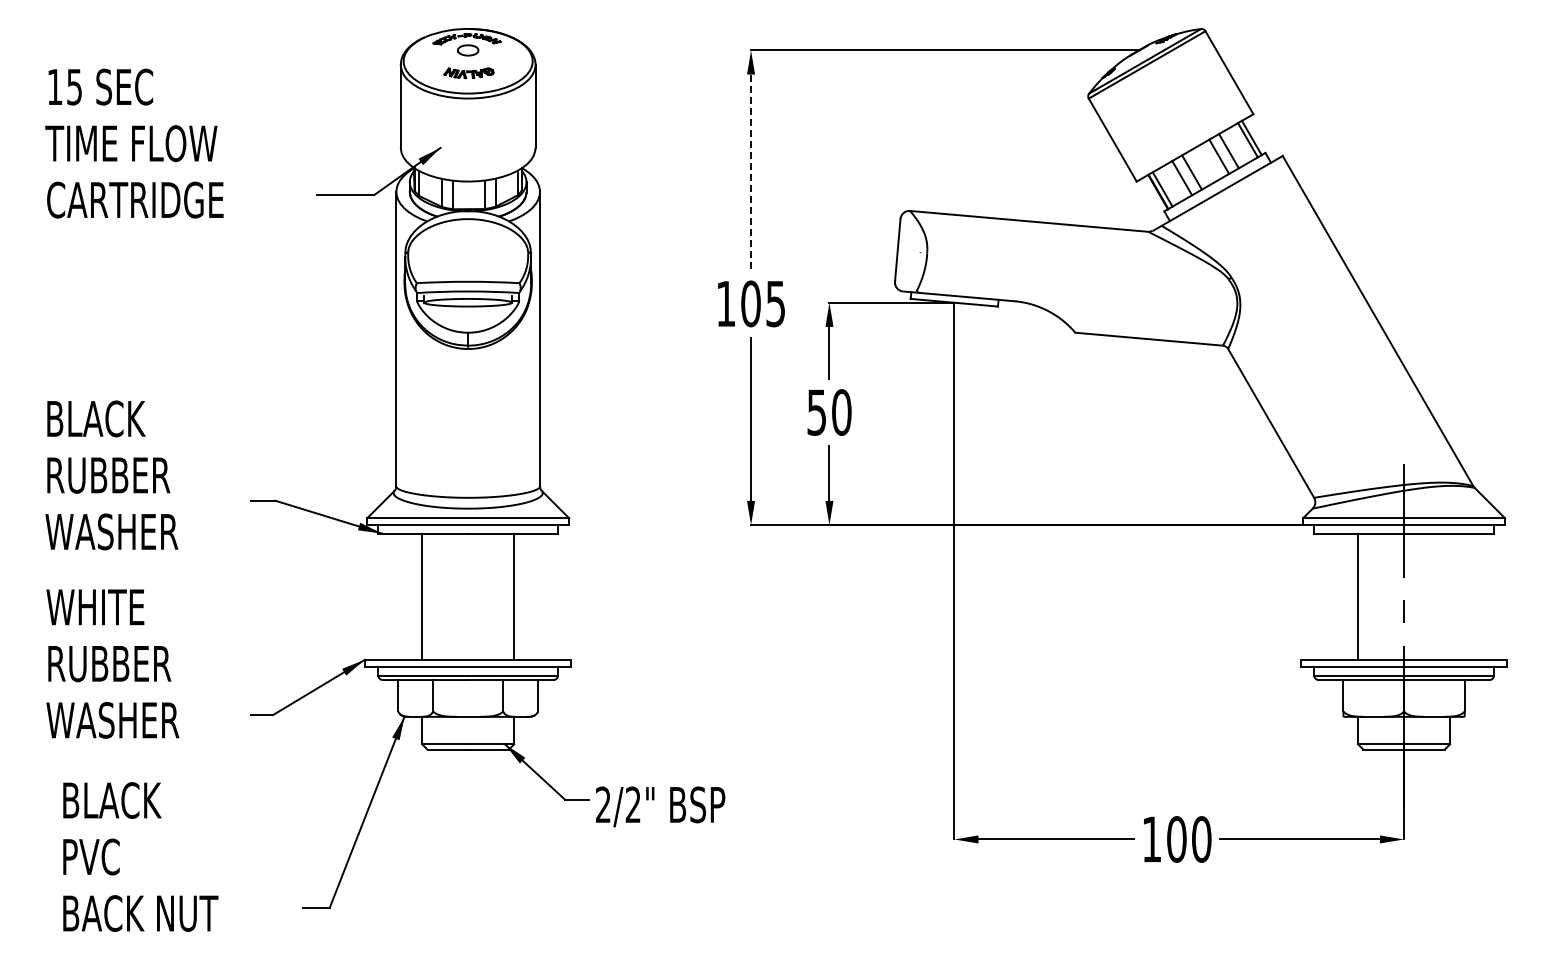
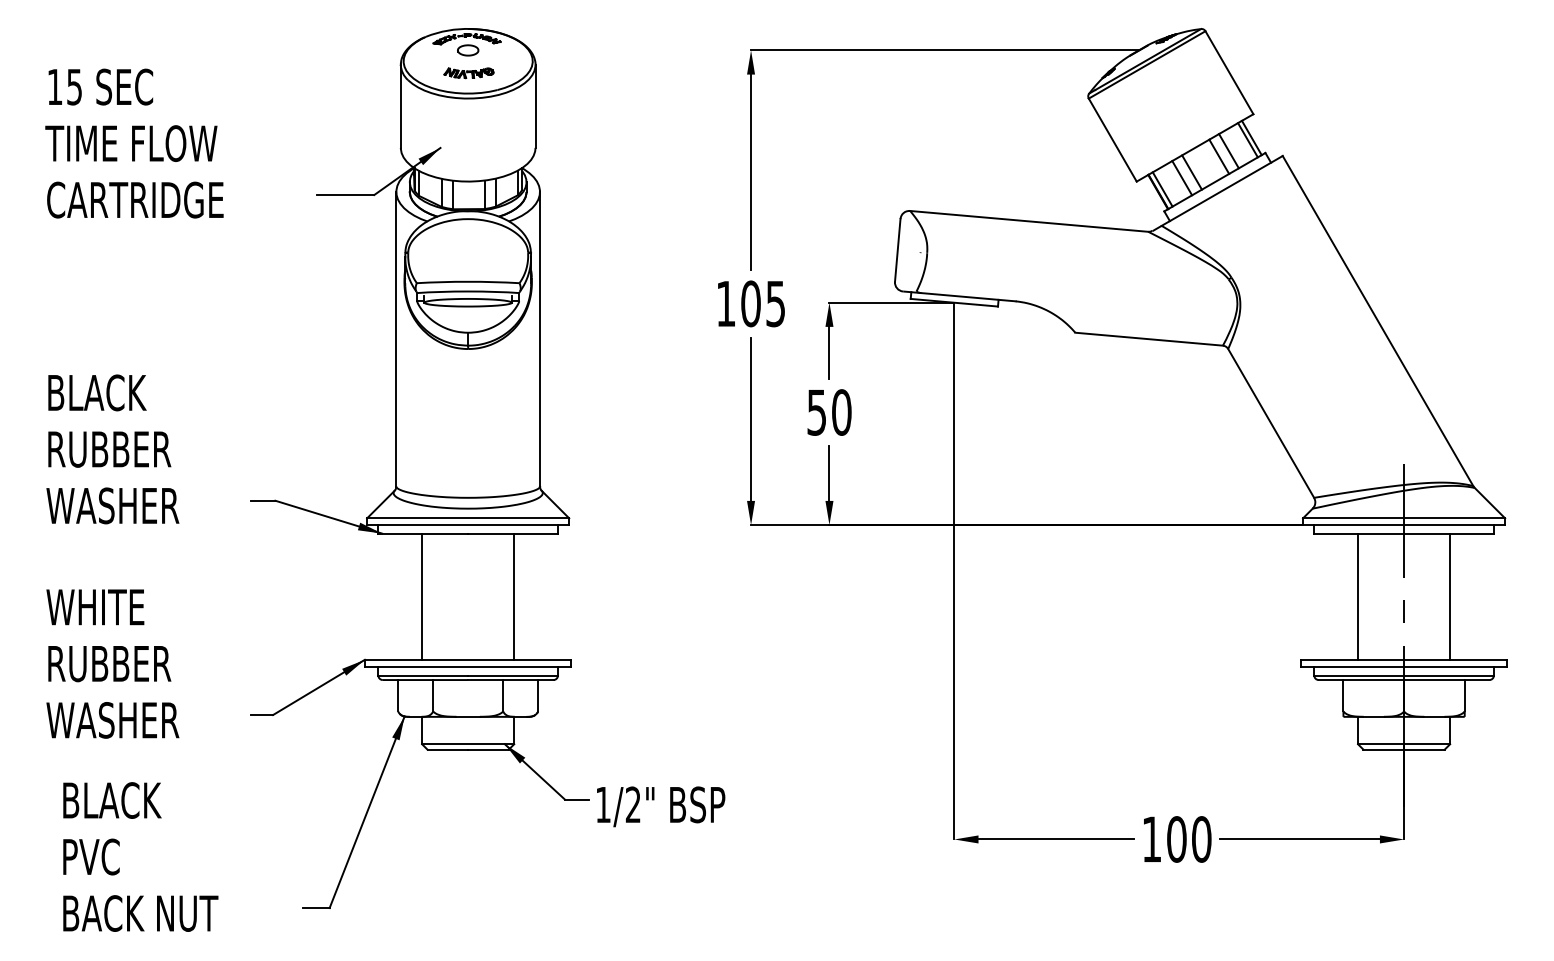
line: dashed -> solid (751, 172)
text position: (111, 475) -> (112, 449) (112, 449)
line: none -> present (1450, 596)
text: 2/2" -> 1/2" (603, 804)
